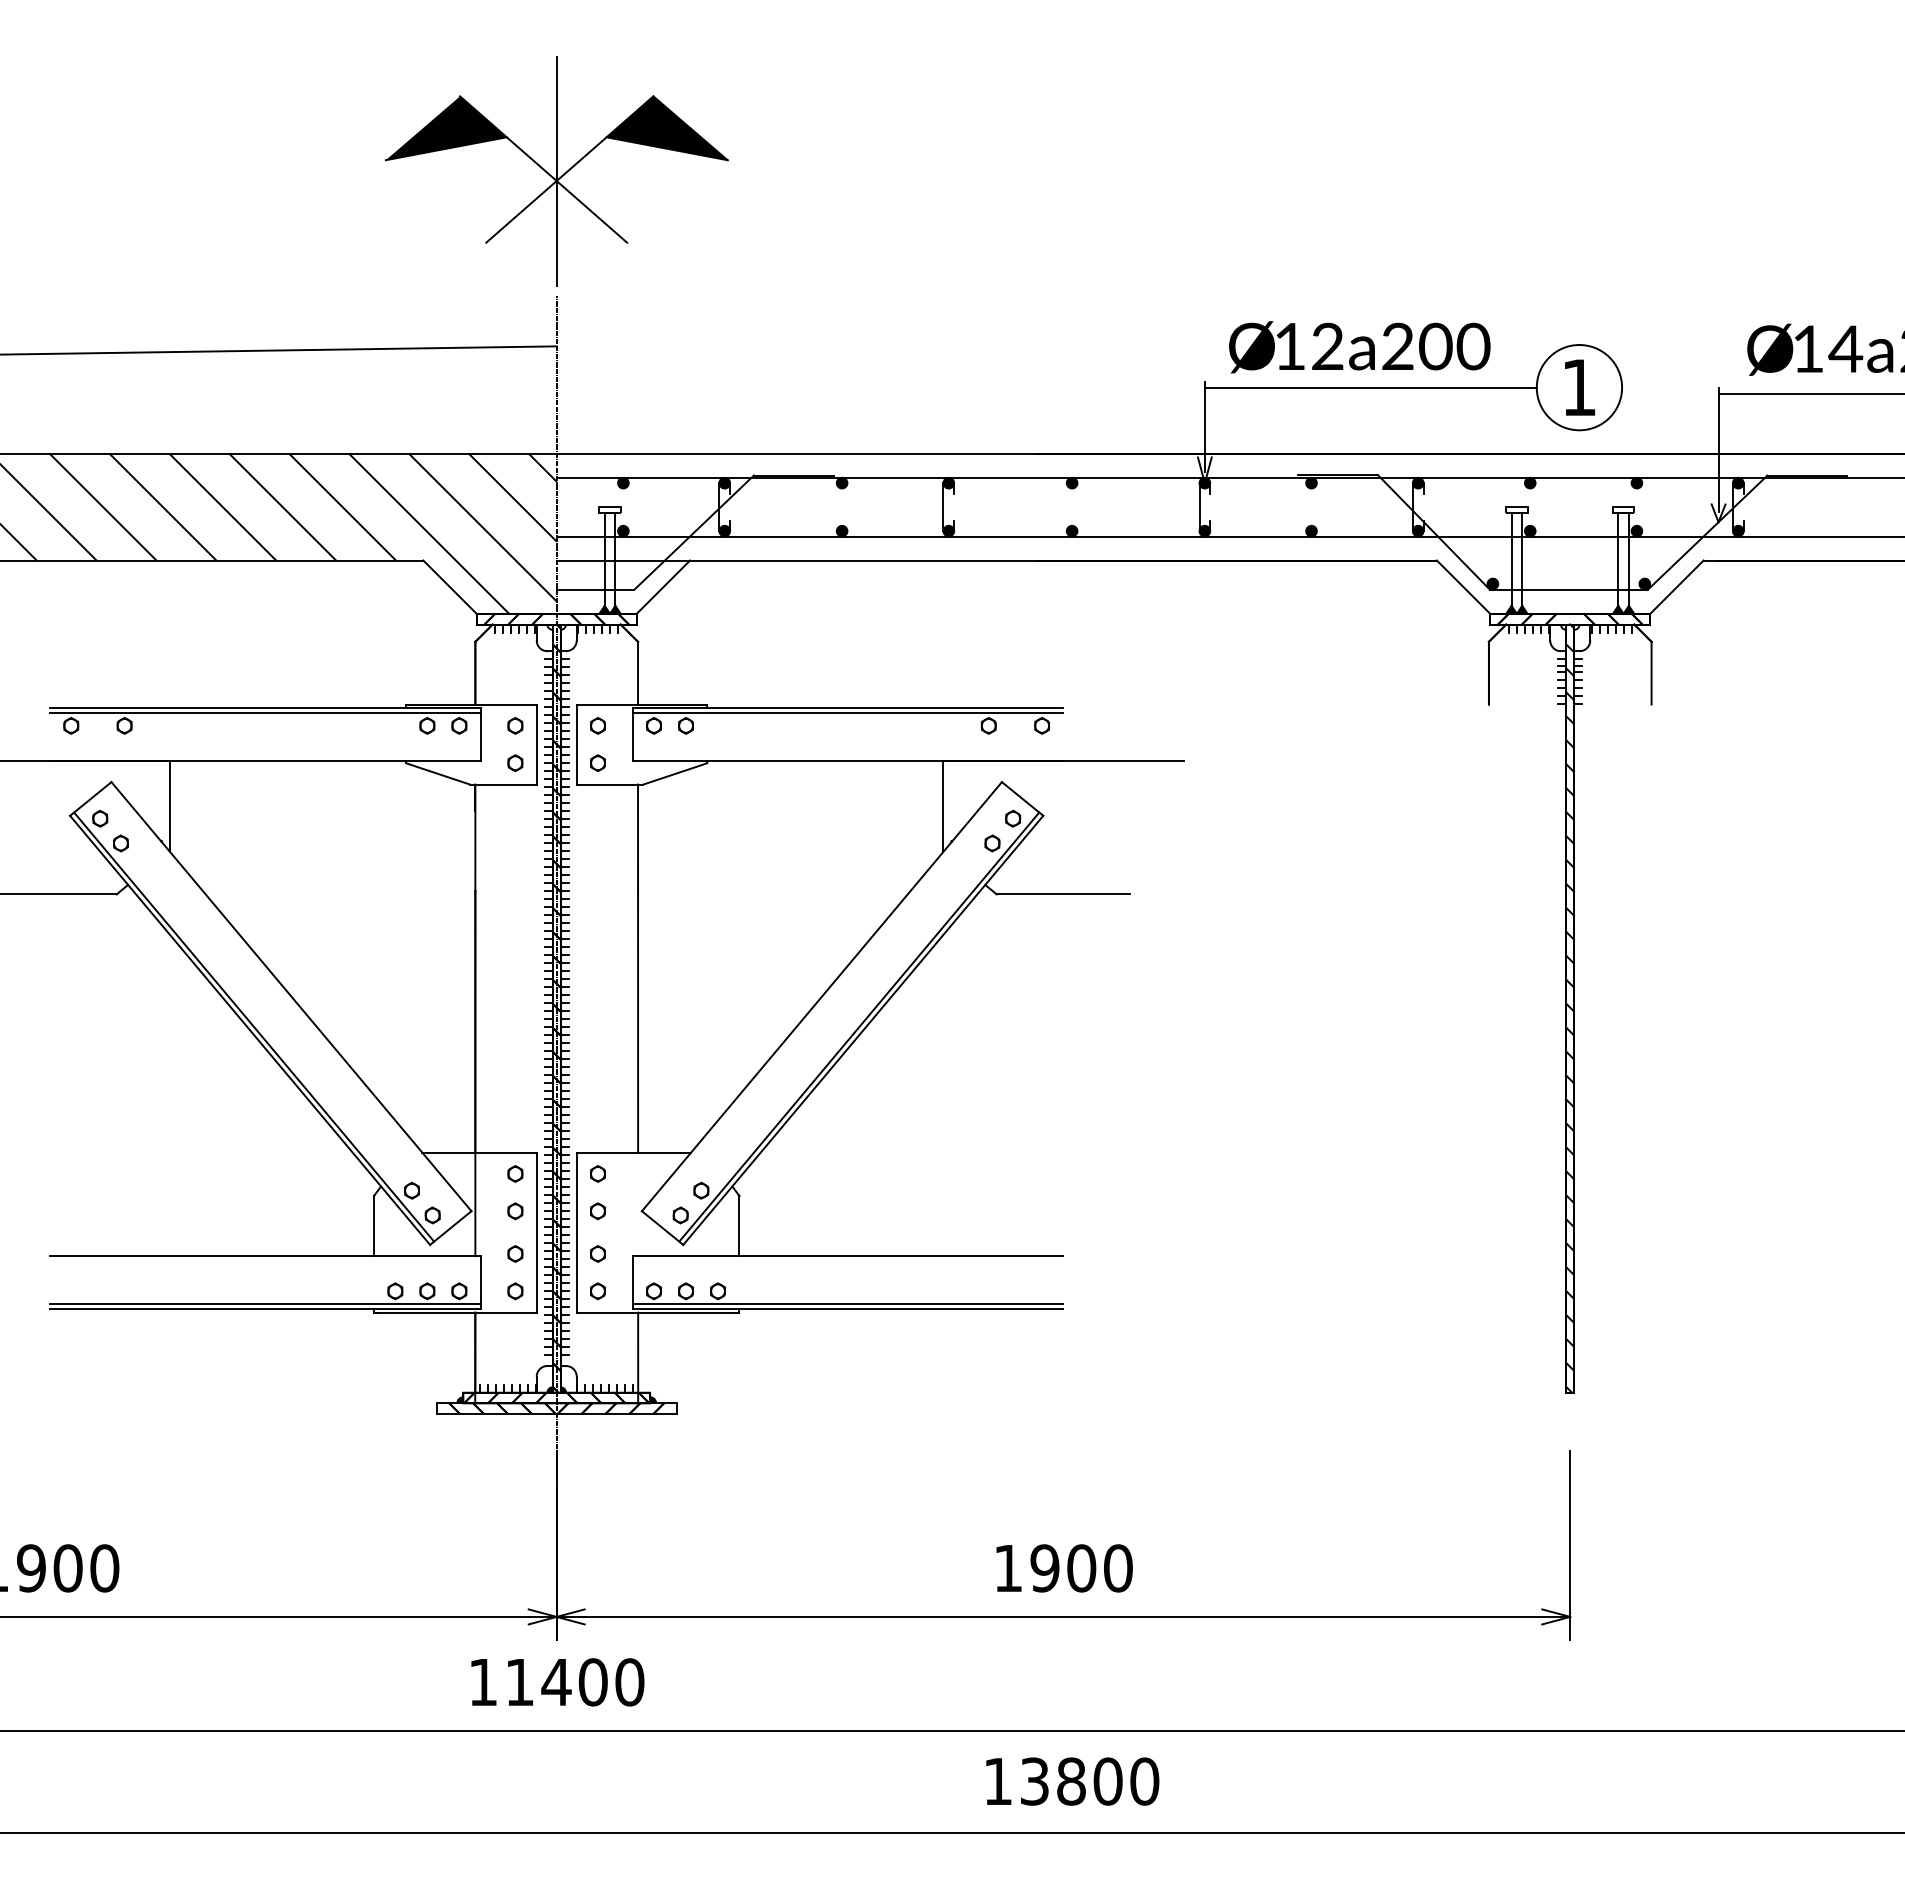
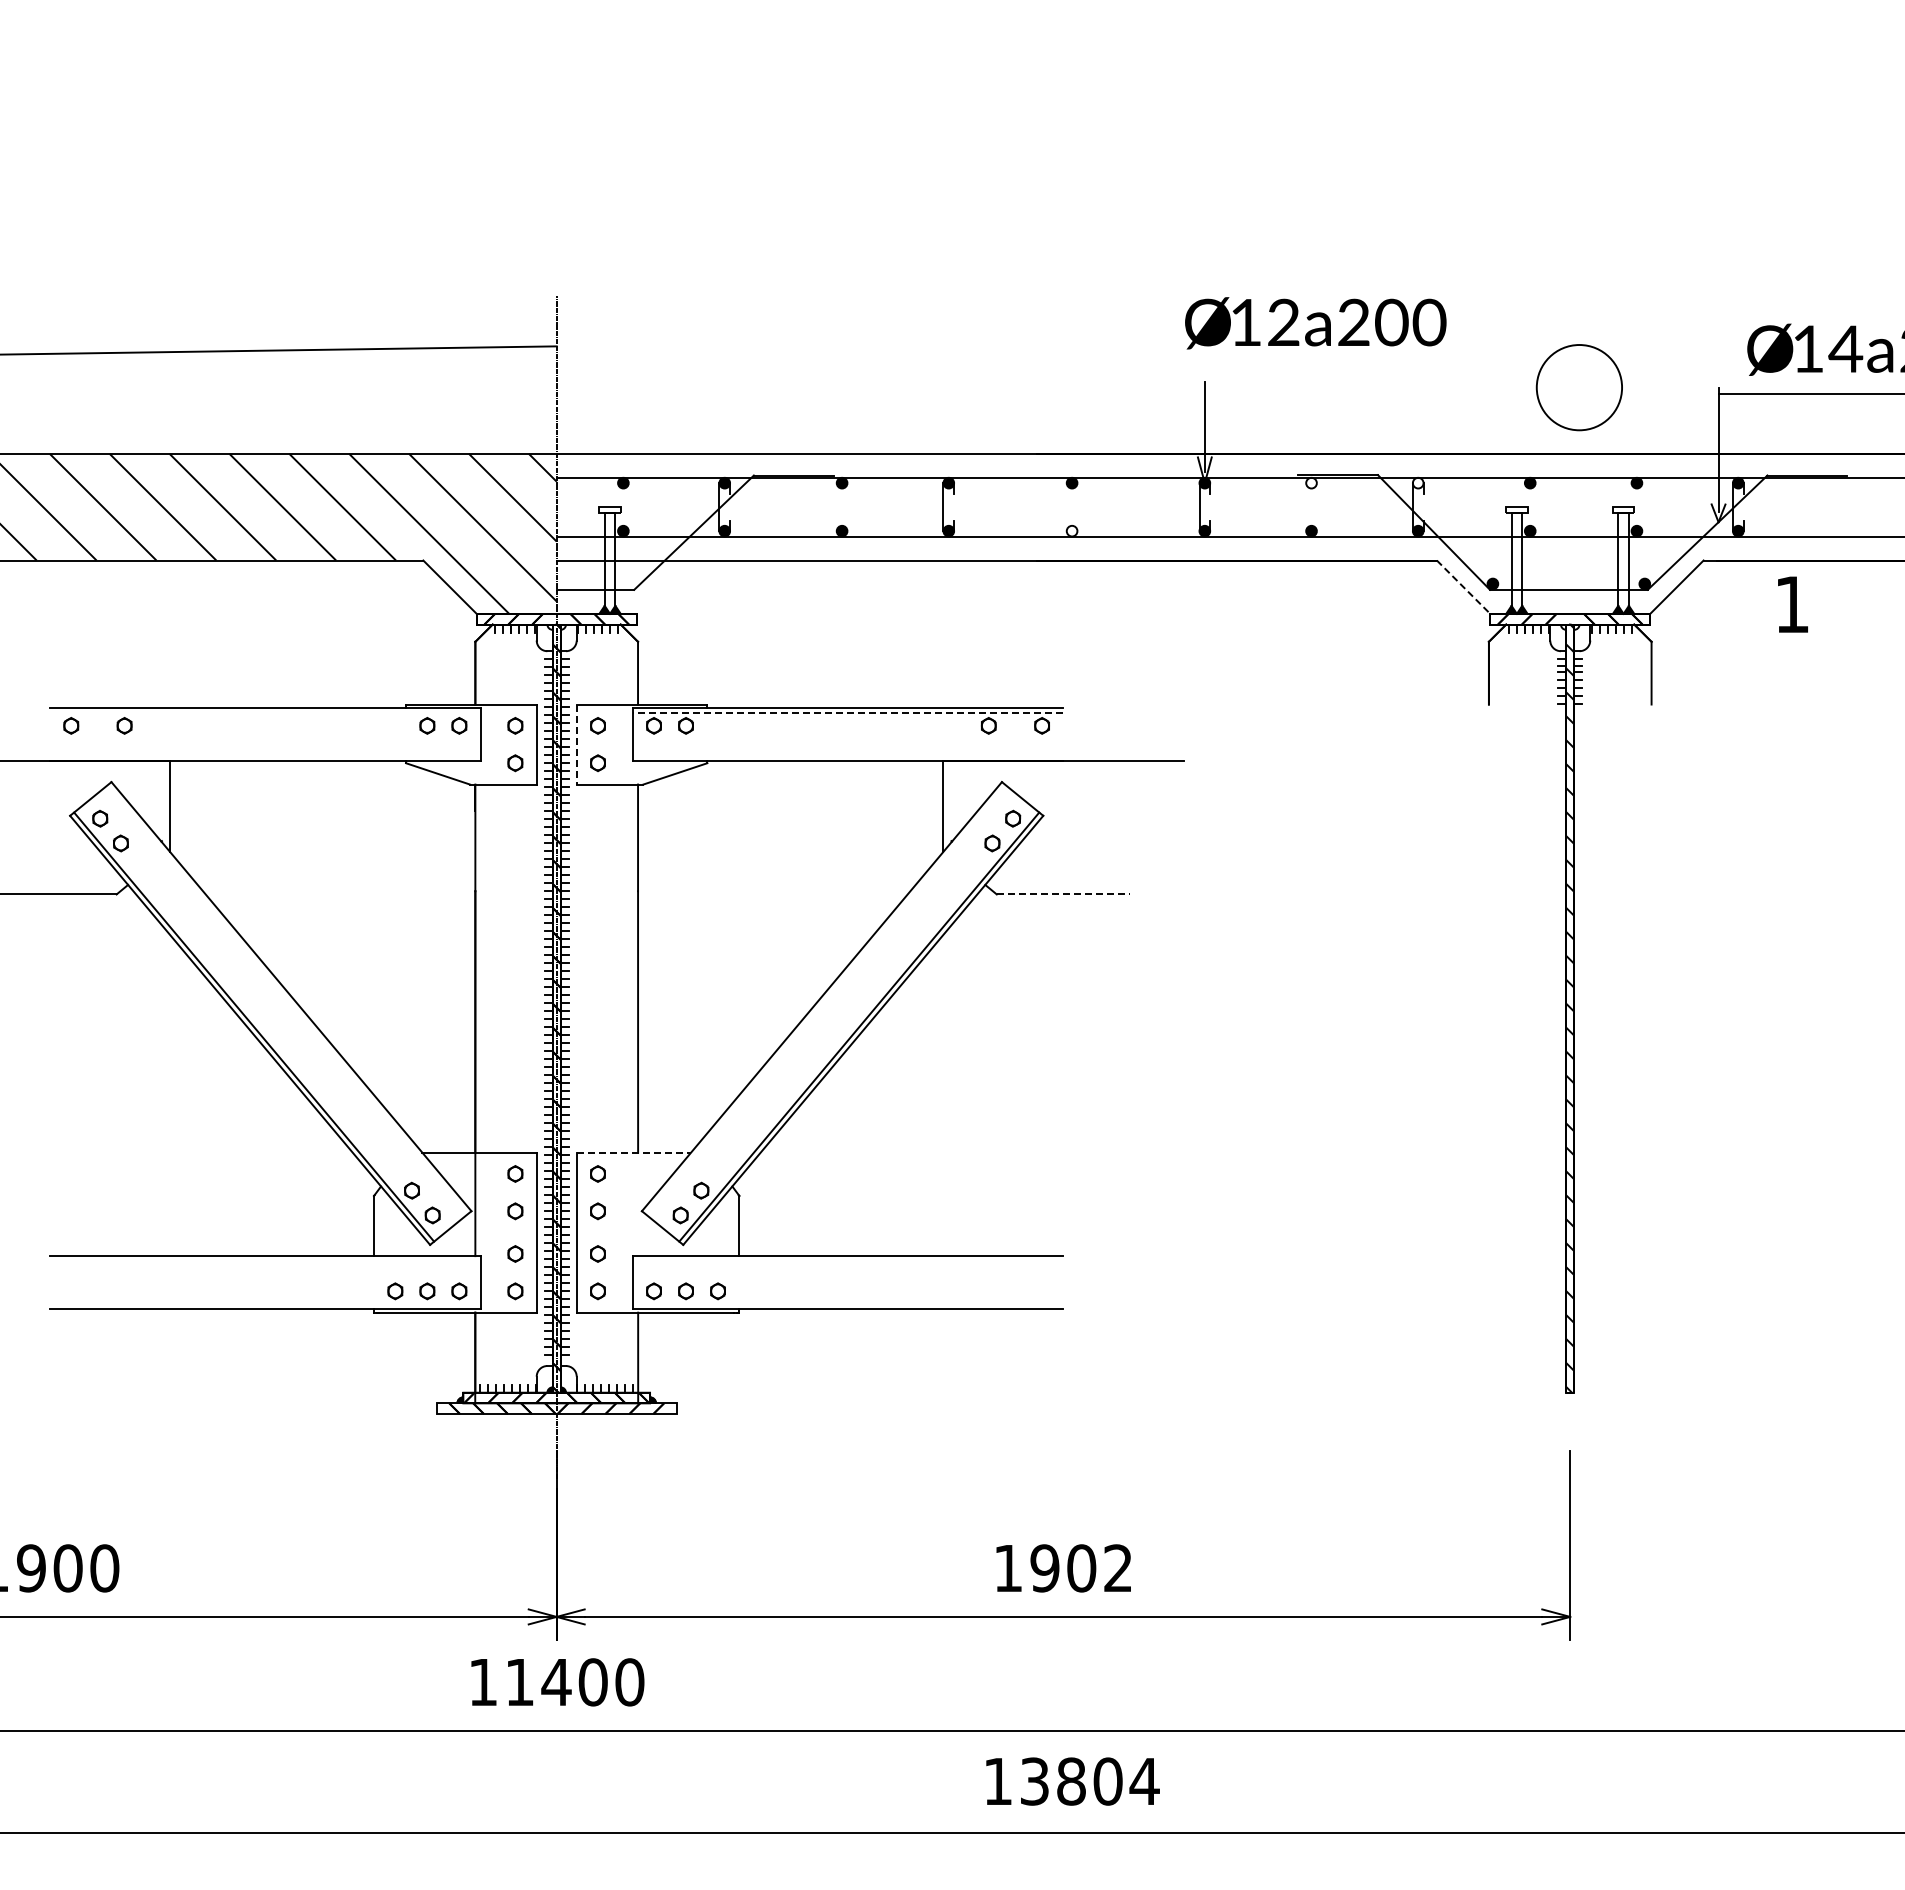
part: present -> none (556, 171)
text position: (1359, 347) -> (1315, 323) (1315, 323)
line: present -> none (1370, 387)
text position: (1579, 387) -> (1792, 604) (1792, 604)
fill: present -> none (1311, 482)
fill: present -> none (1417, 482)
fill: present -> none (1071, 530)
line: present -> none (663, 586)
line: solid -> dashed (1463, 587)
line: present -> none (264, 712)
line: solid -> dashed (847, 712)
line: solid -> dashed (576, 745)
line: solid -> dashed (1063, 894)
line: solid -> dashed (634, 1152)
line: present -> none (264, 1304)
line: present -> none (847, 1304)
text: 1900 -> 1902 (1118, 1568)
text: 13800 -> 13804 (1144, 1781)
